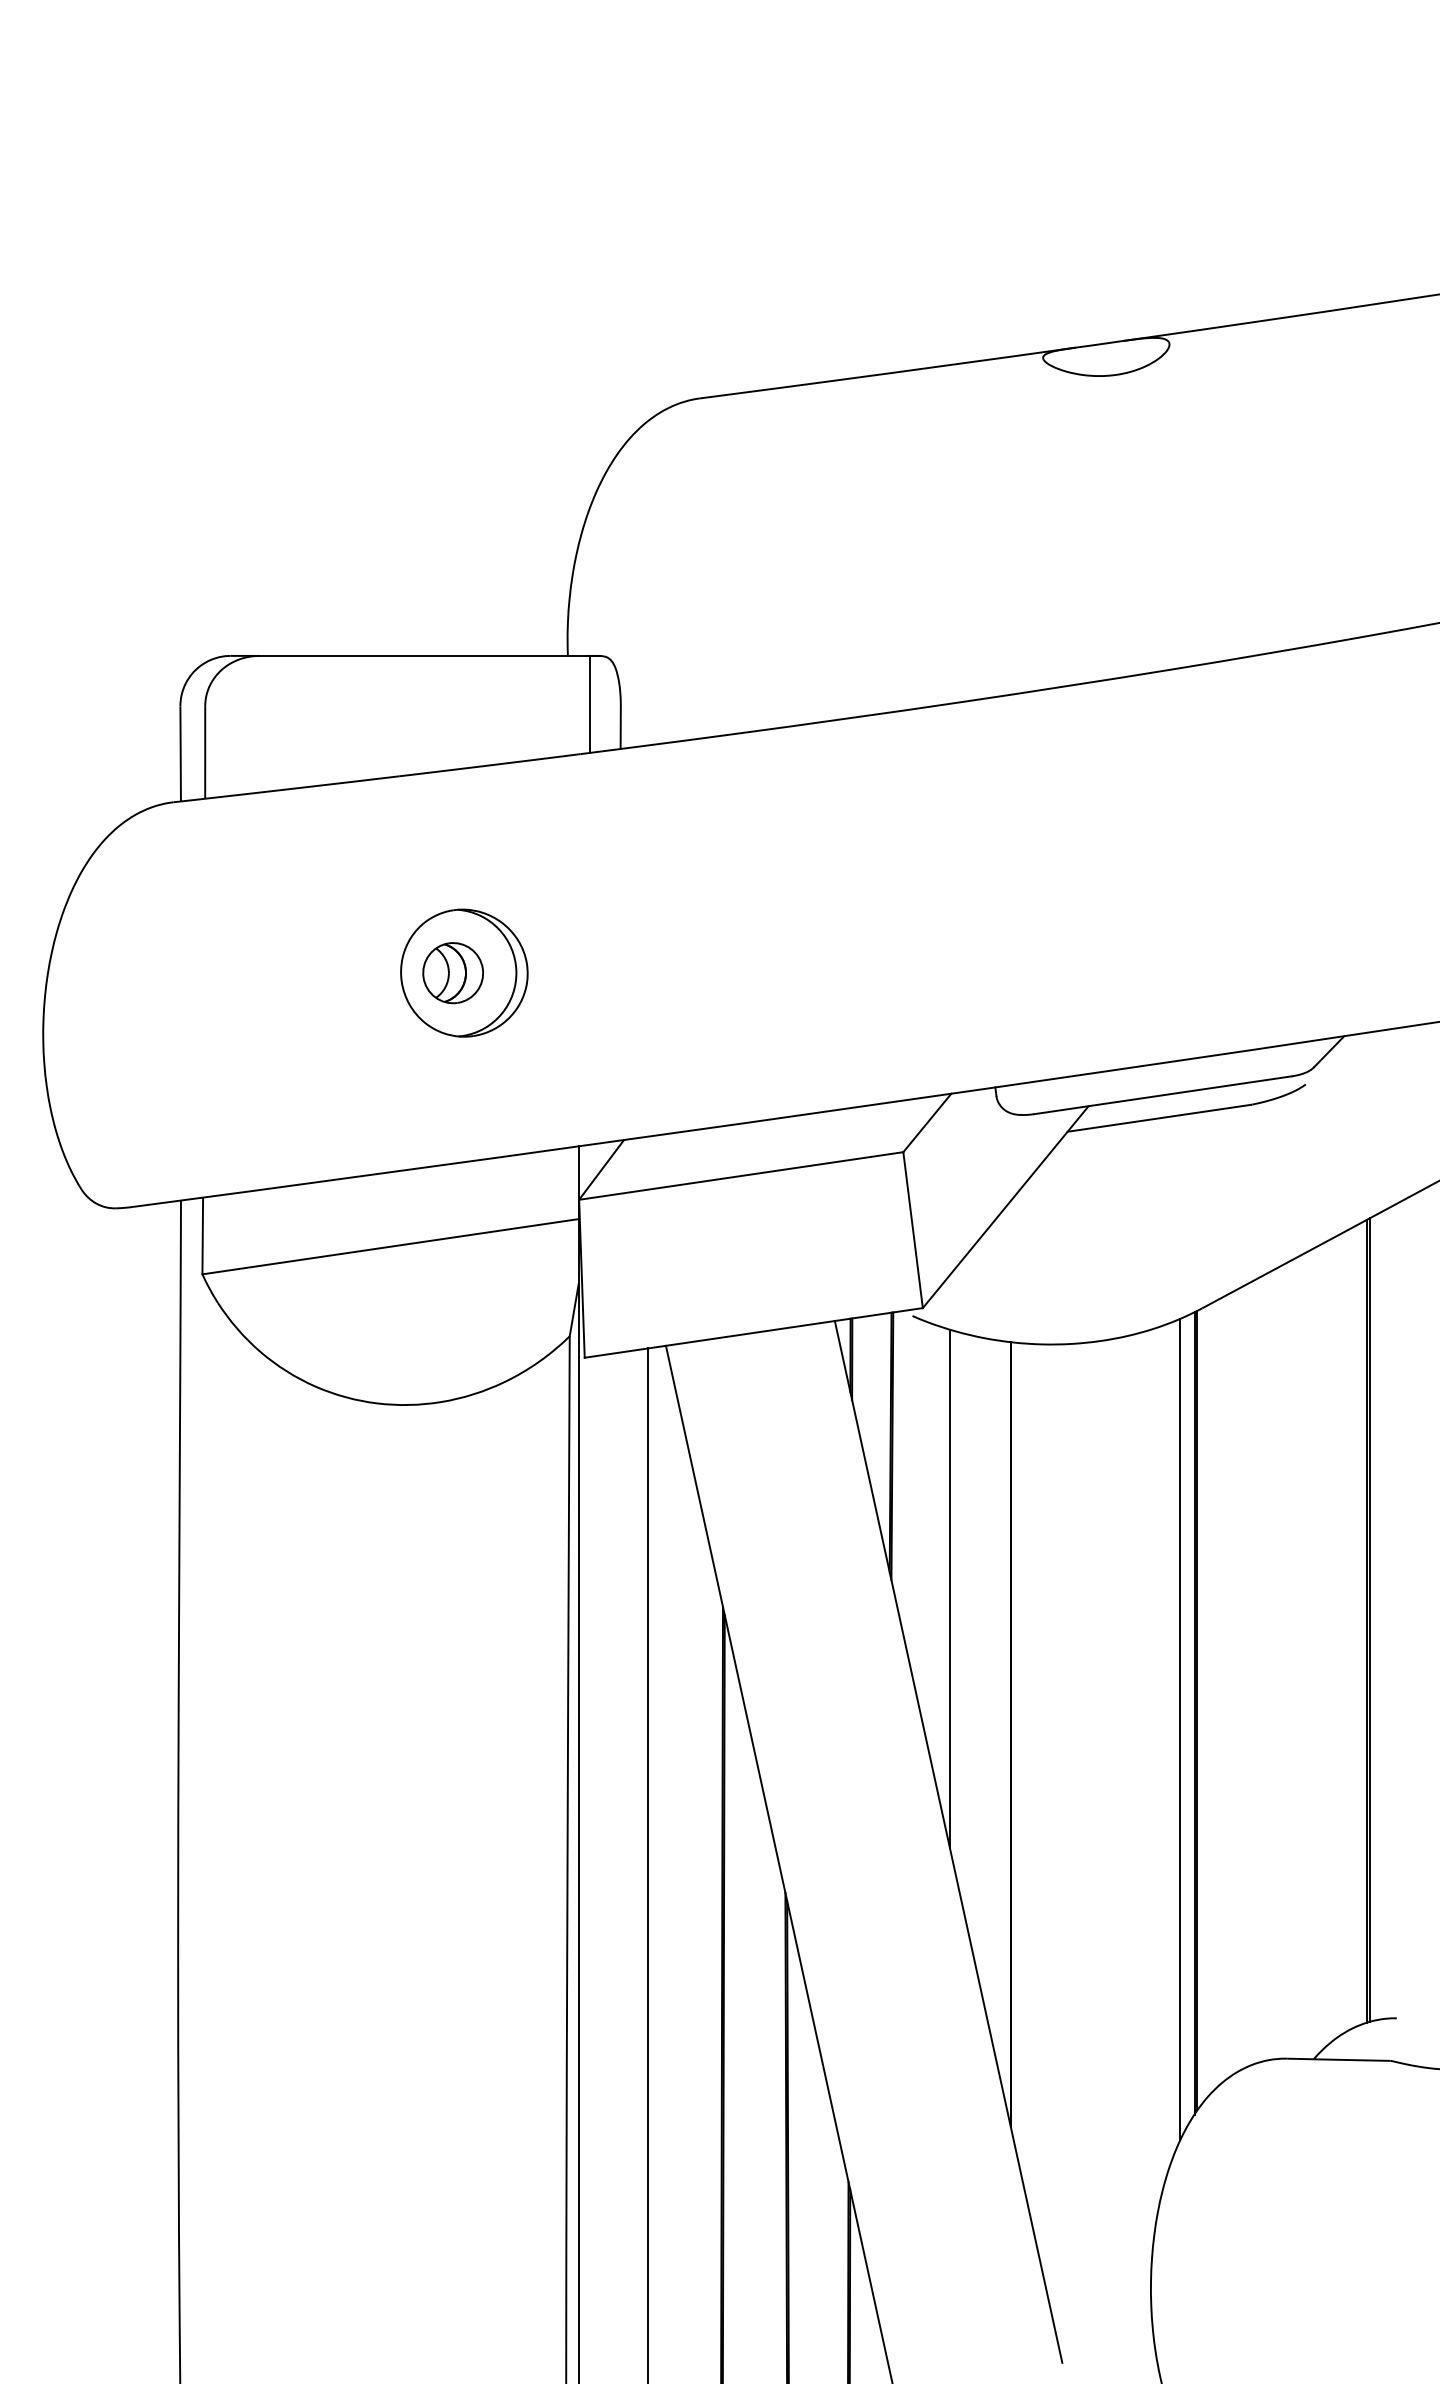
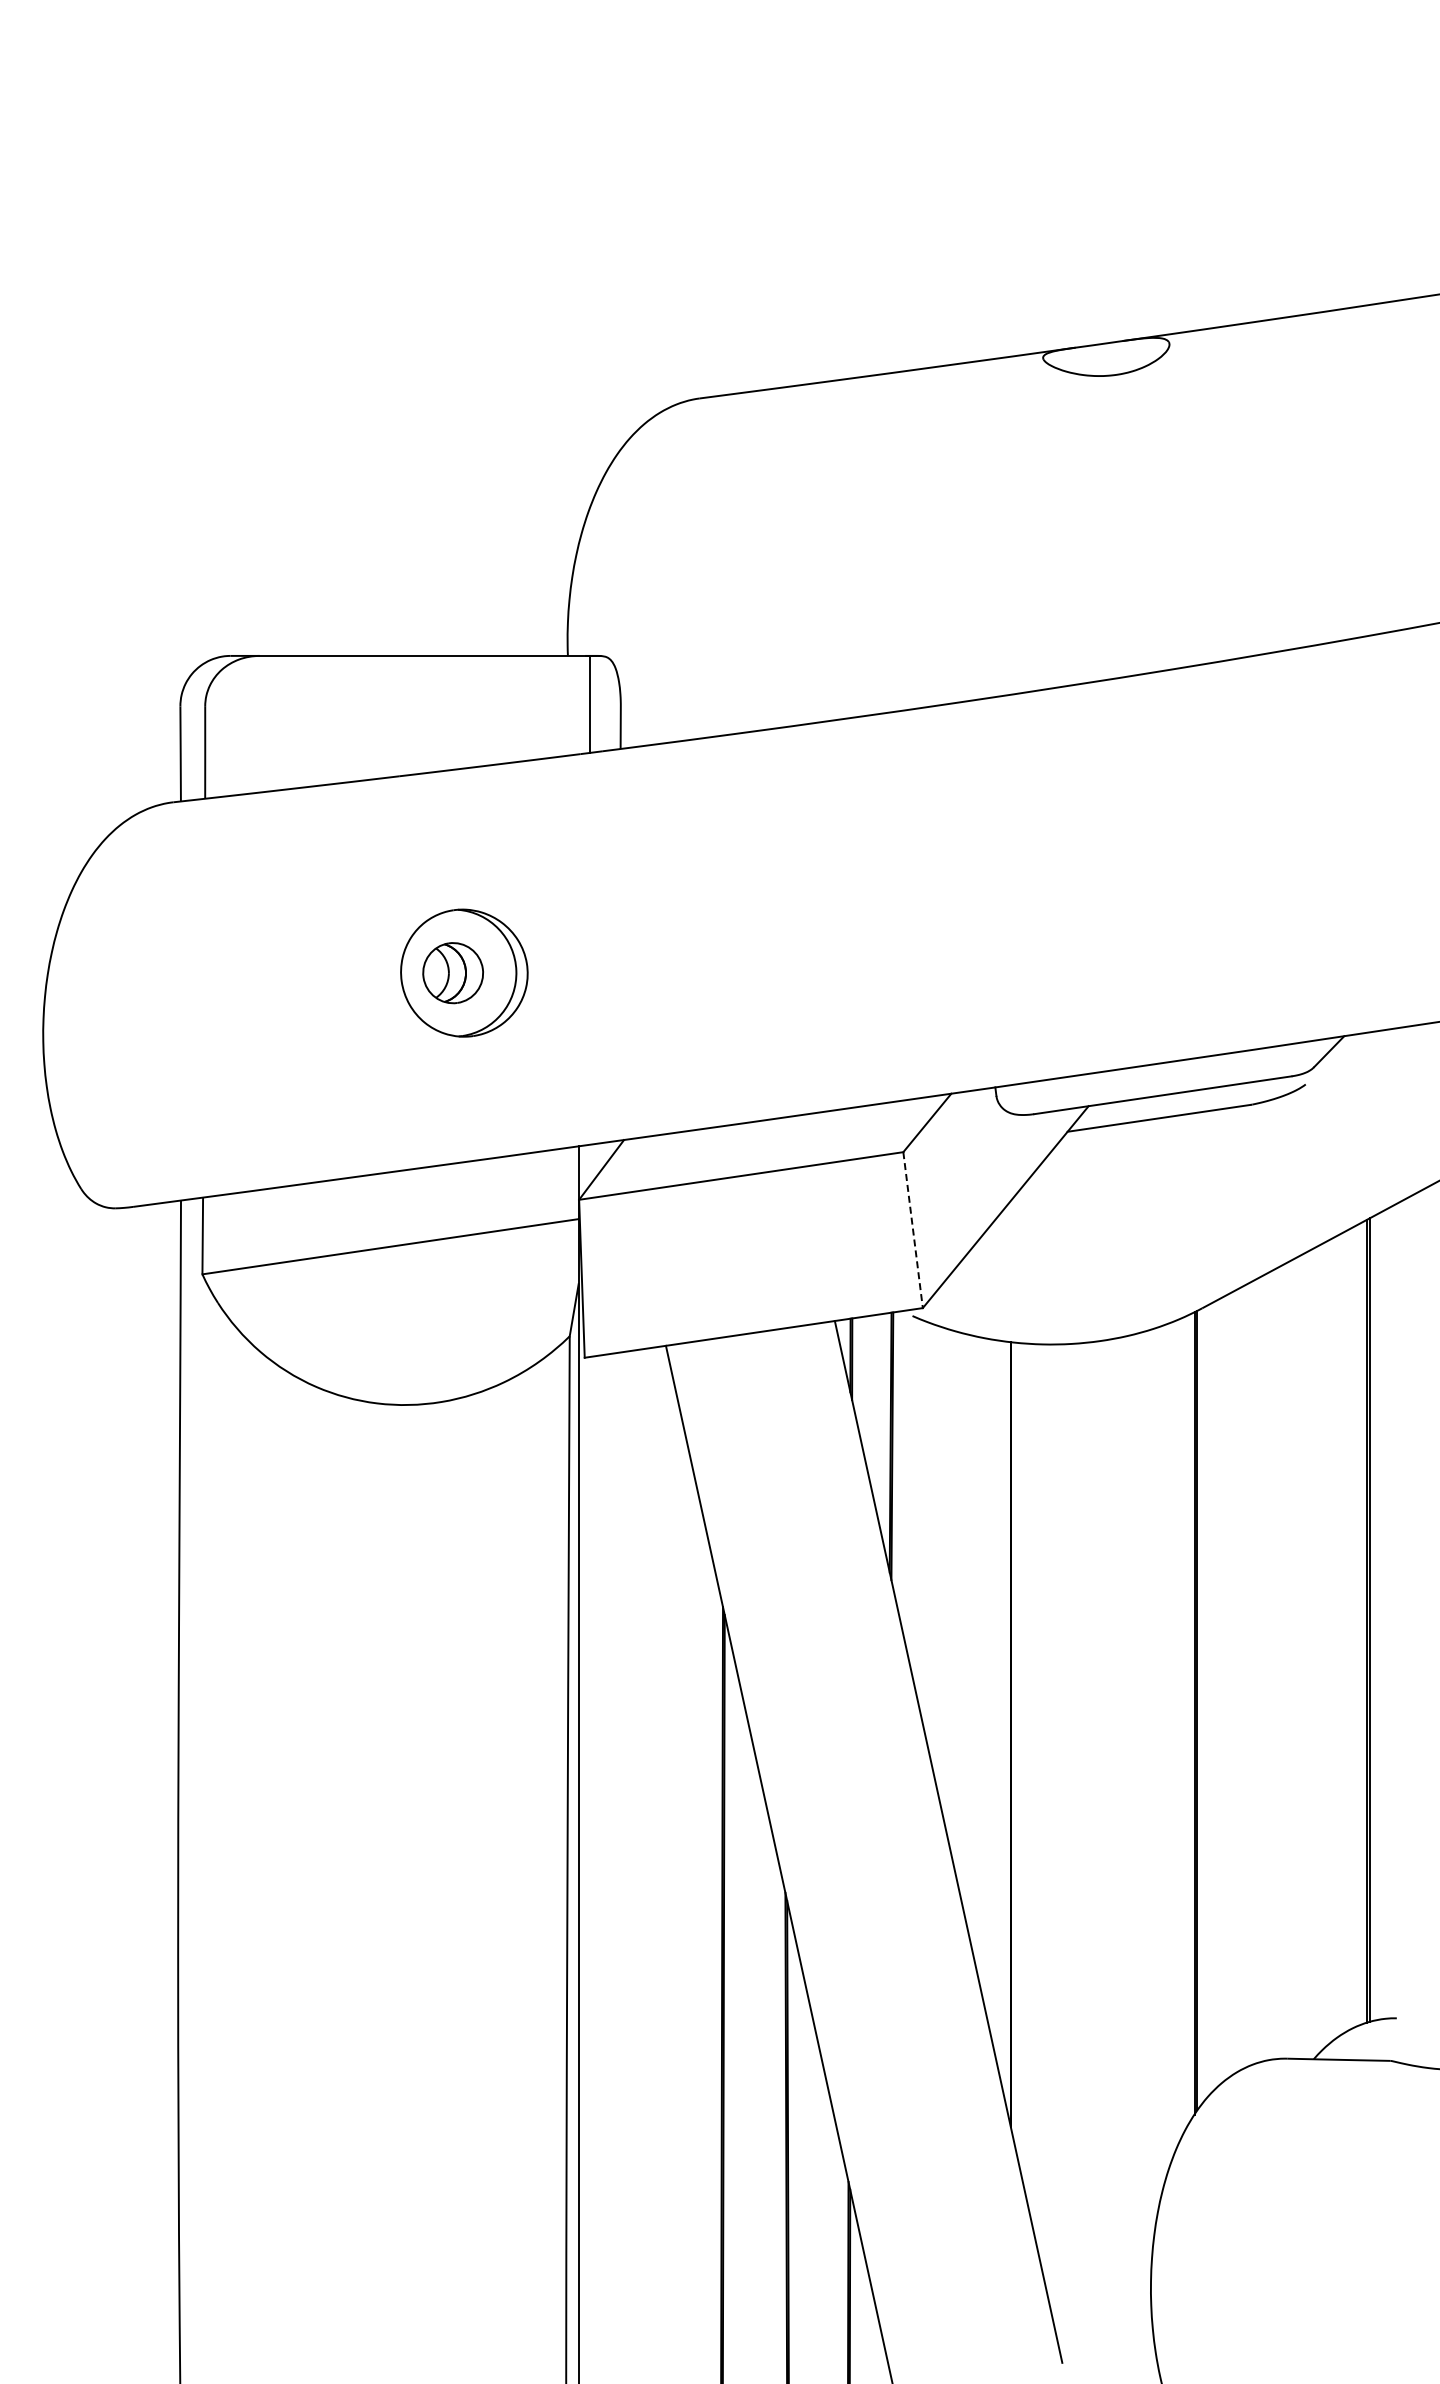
line: solid -> dashed (913, 1230)
line: present -> none (949, 1588)
line: present -> none (1180, 1728)
line: present -> none (647, 1864)
